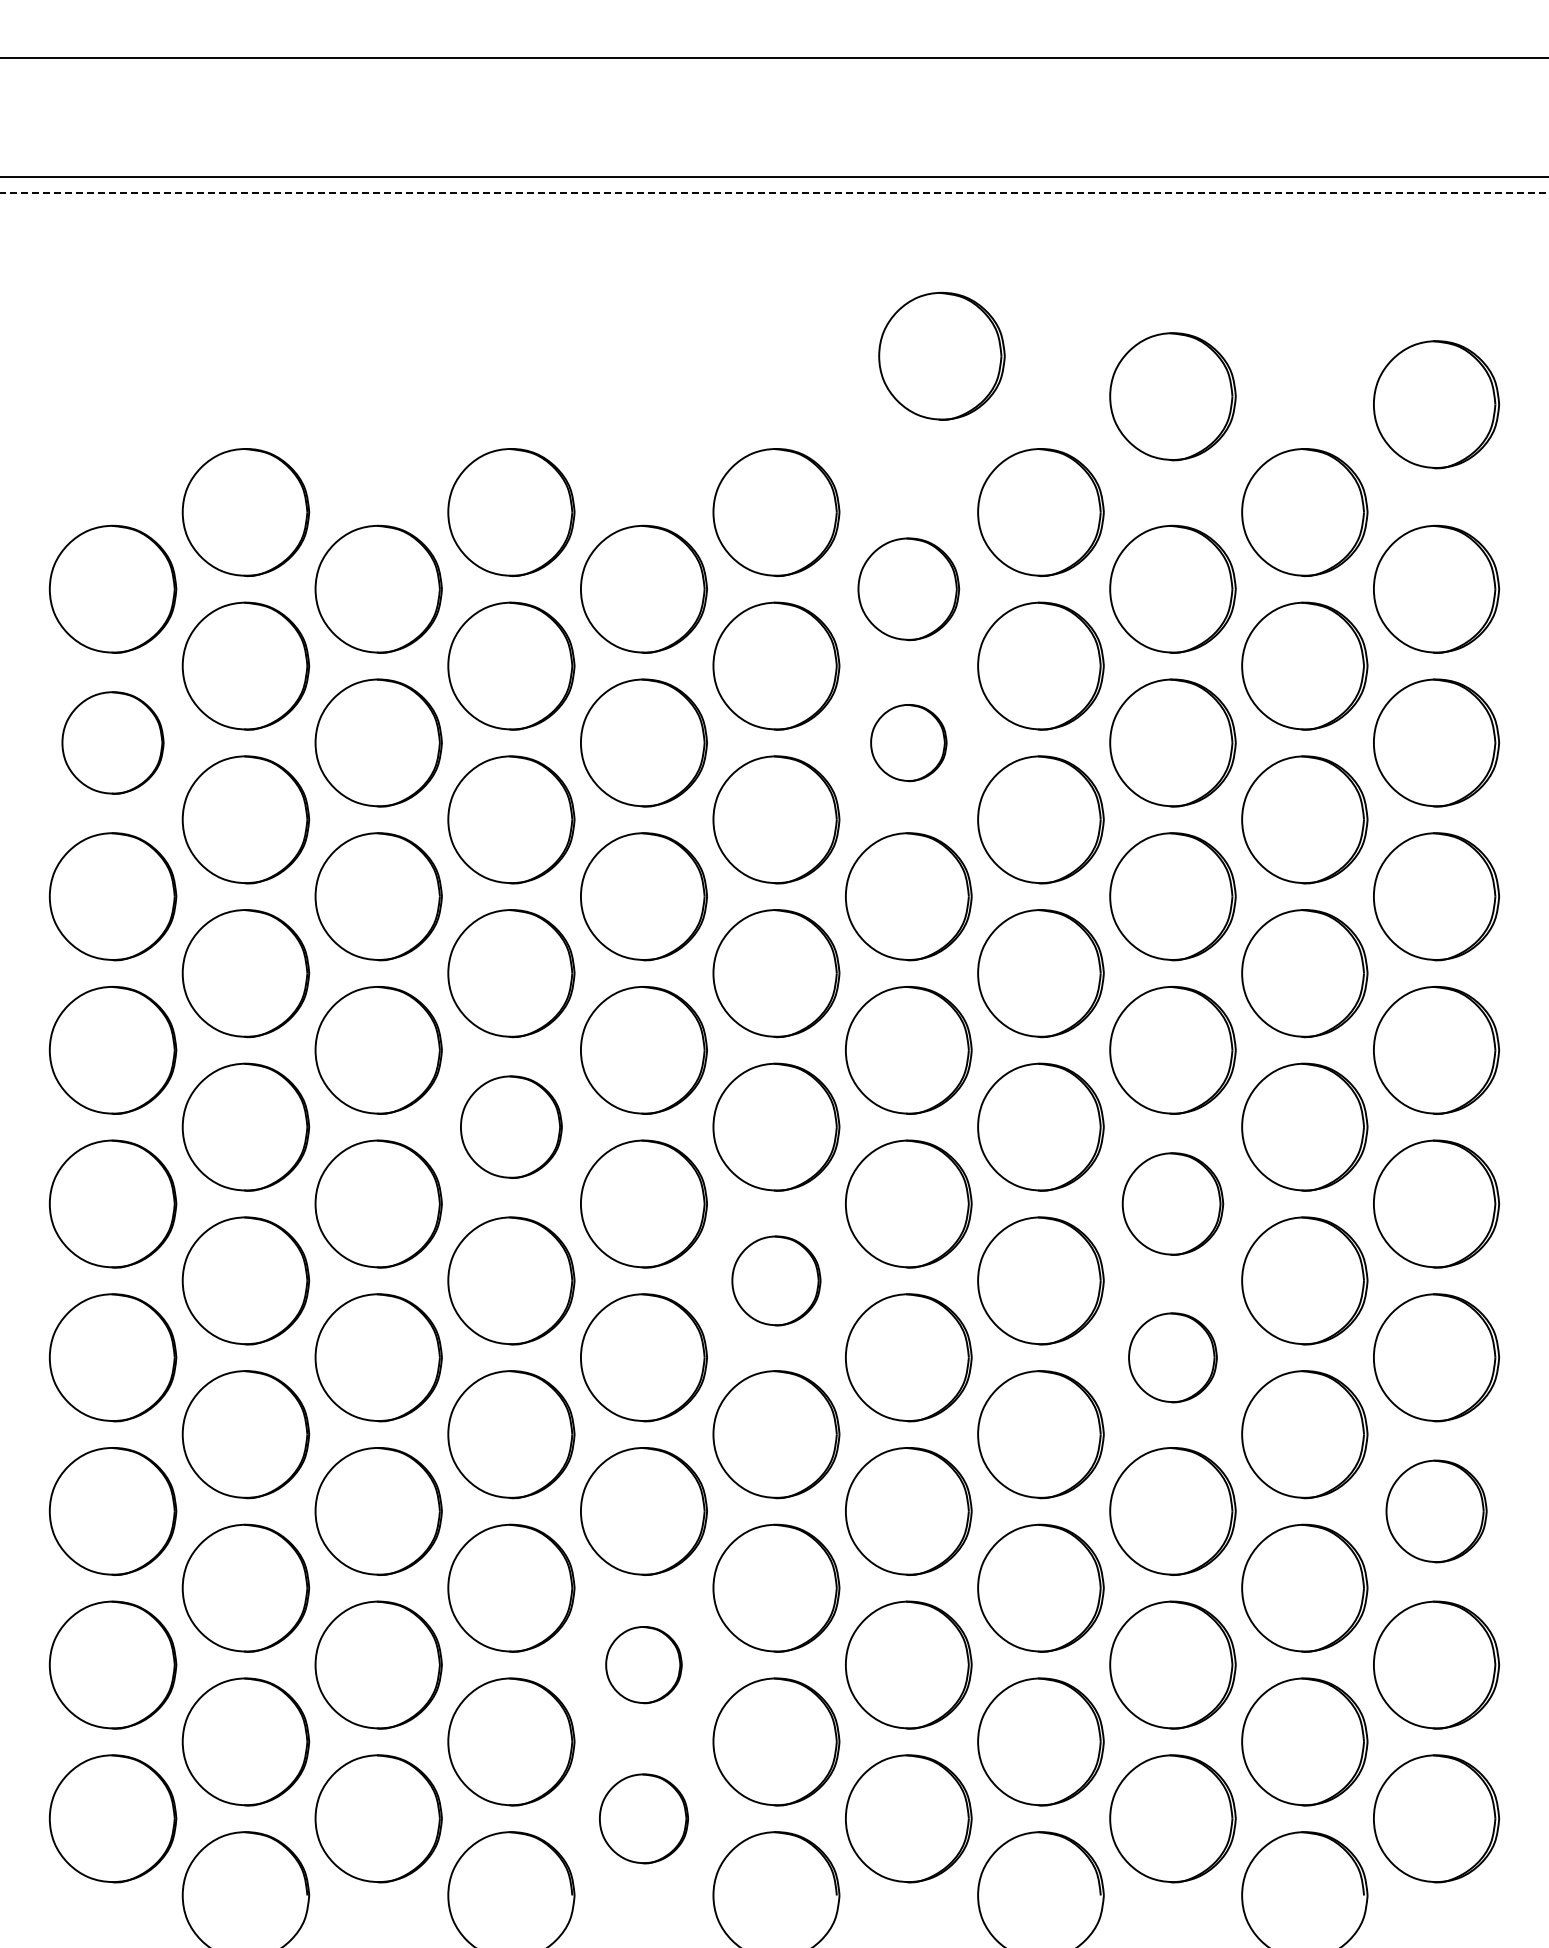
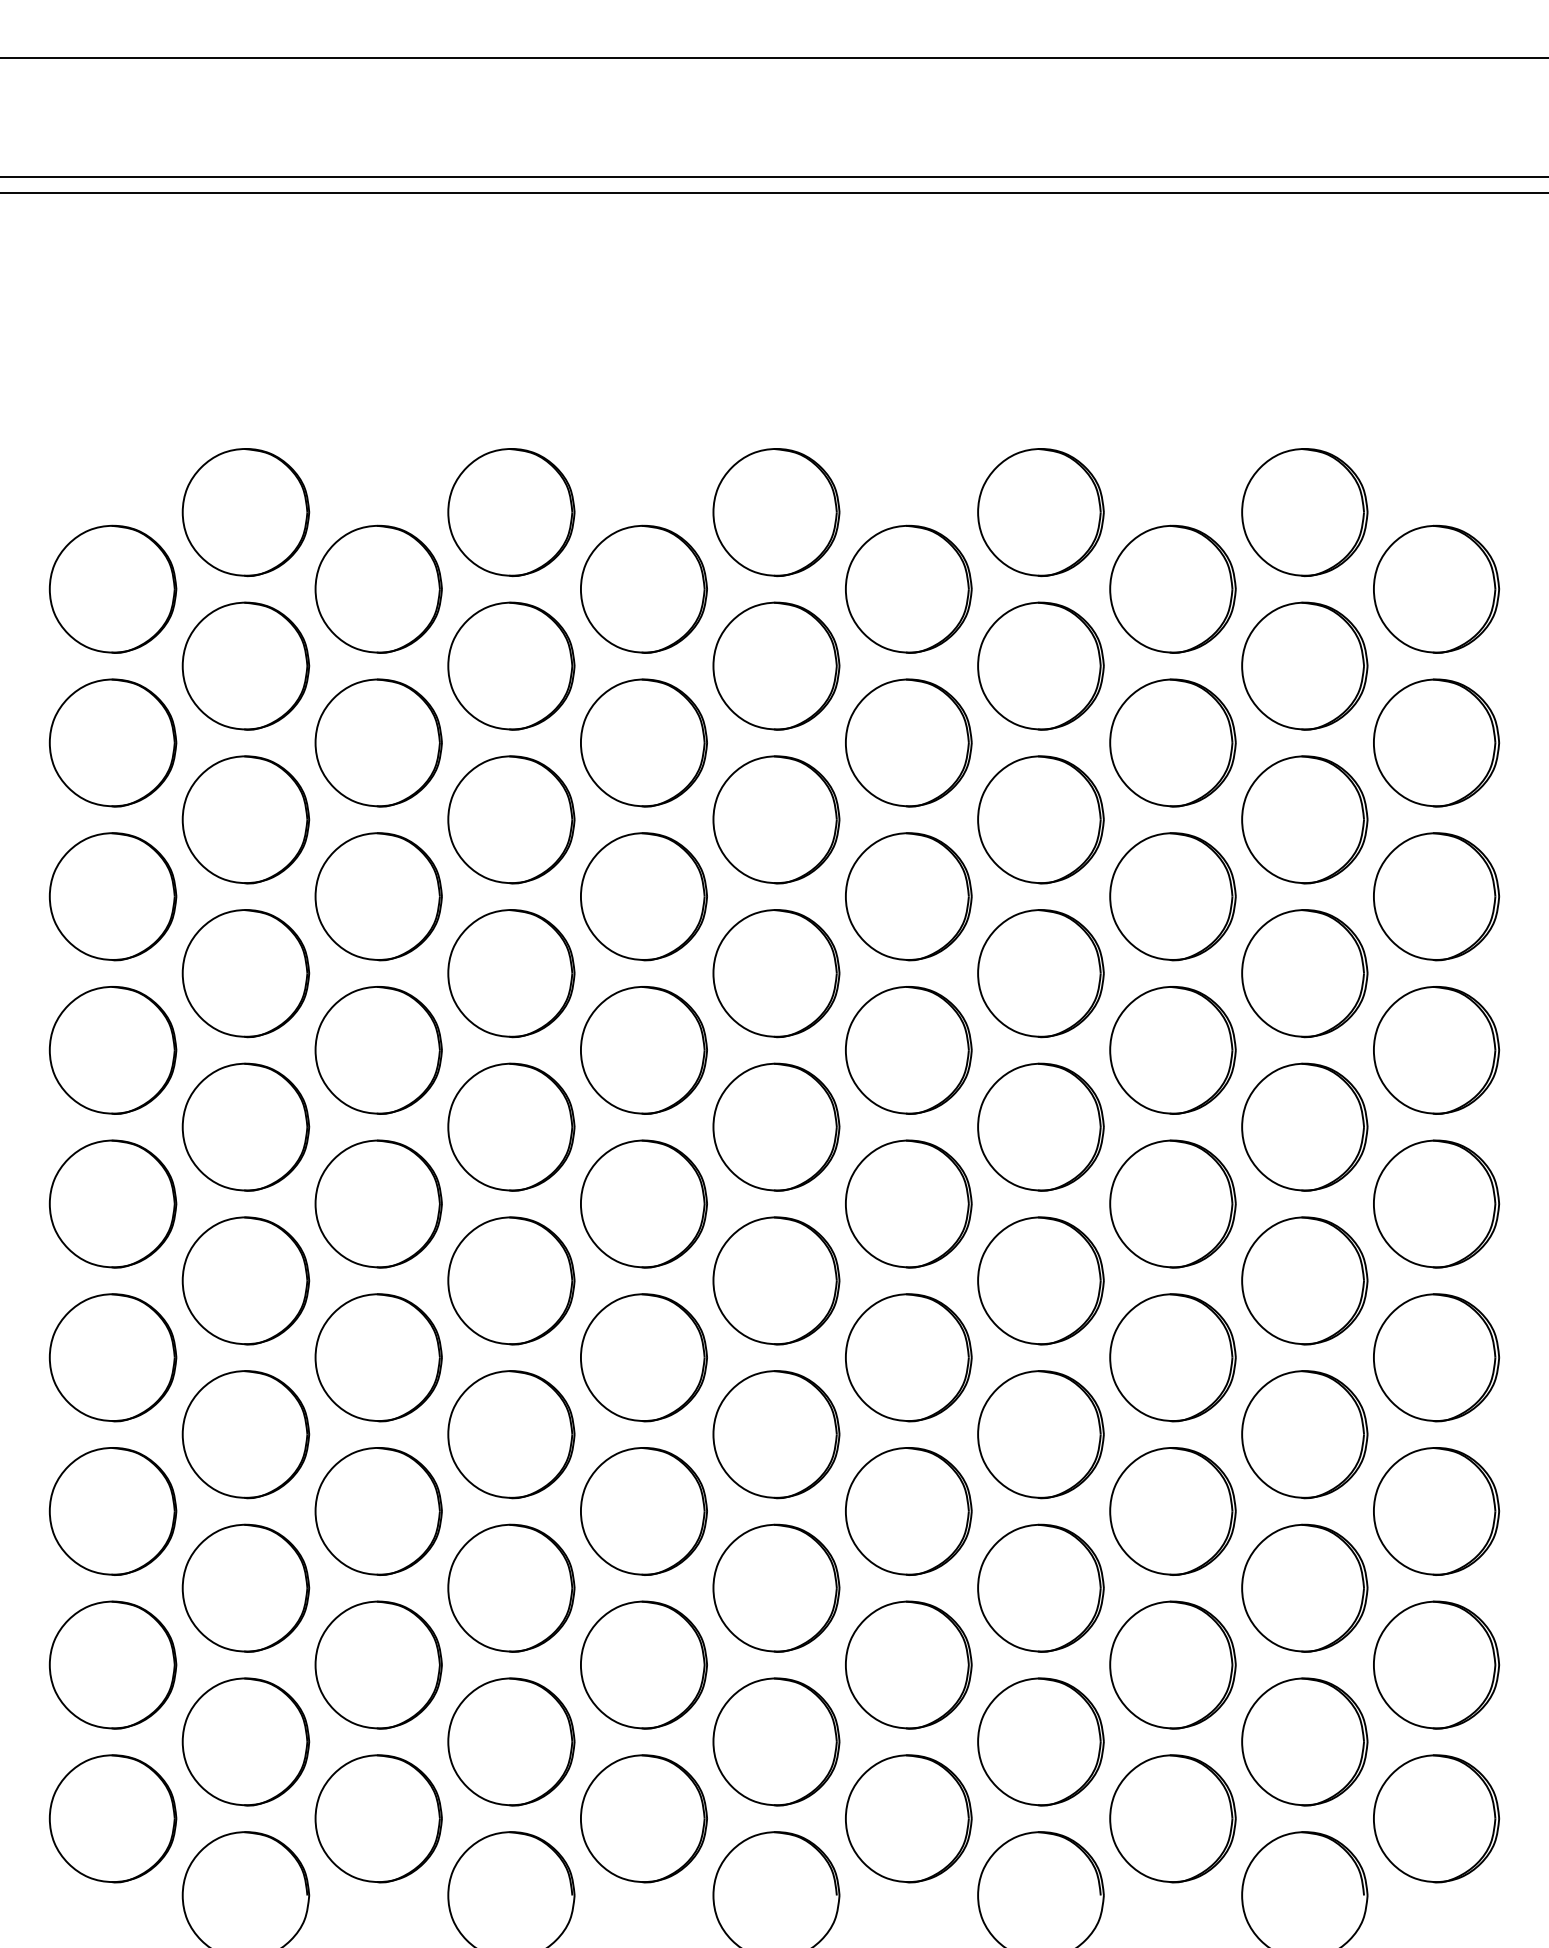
line: dashed -> solid (773, 193)
part: present -> none (941, 355)
part: present -> none (1172, 396)
part: present -> none (1436, 404)
part size: 104x105 px -> 128x130 px (908, 588)
part size: 104x104 px -> 130x130 px (112, 742)
part size: 78x79 px -> 128x130 px (908, 742)
part size: 103x104 px -> 129x130 px (511, 1126)
part size: 104x104 px -> 128x130 px (1172, 1203)
part size: 91x92 px -> 129x130 px (776, 1280)
part size: 90x92 px -> 128x130 px (1172, 1357)
part size: 103x105 px -> 128x129 px (1436, 1511)
part size: 78x79 px -> 128x130 px (643, 1664)
part size: 90x92 px -> 128x130 px (643, 1818)
